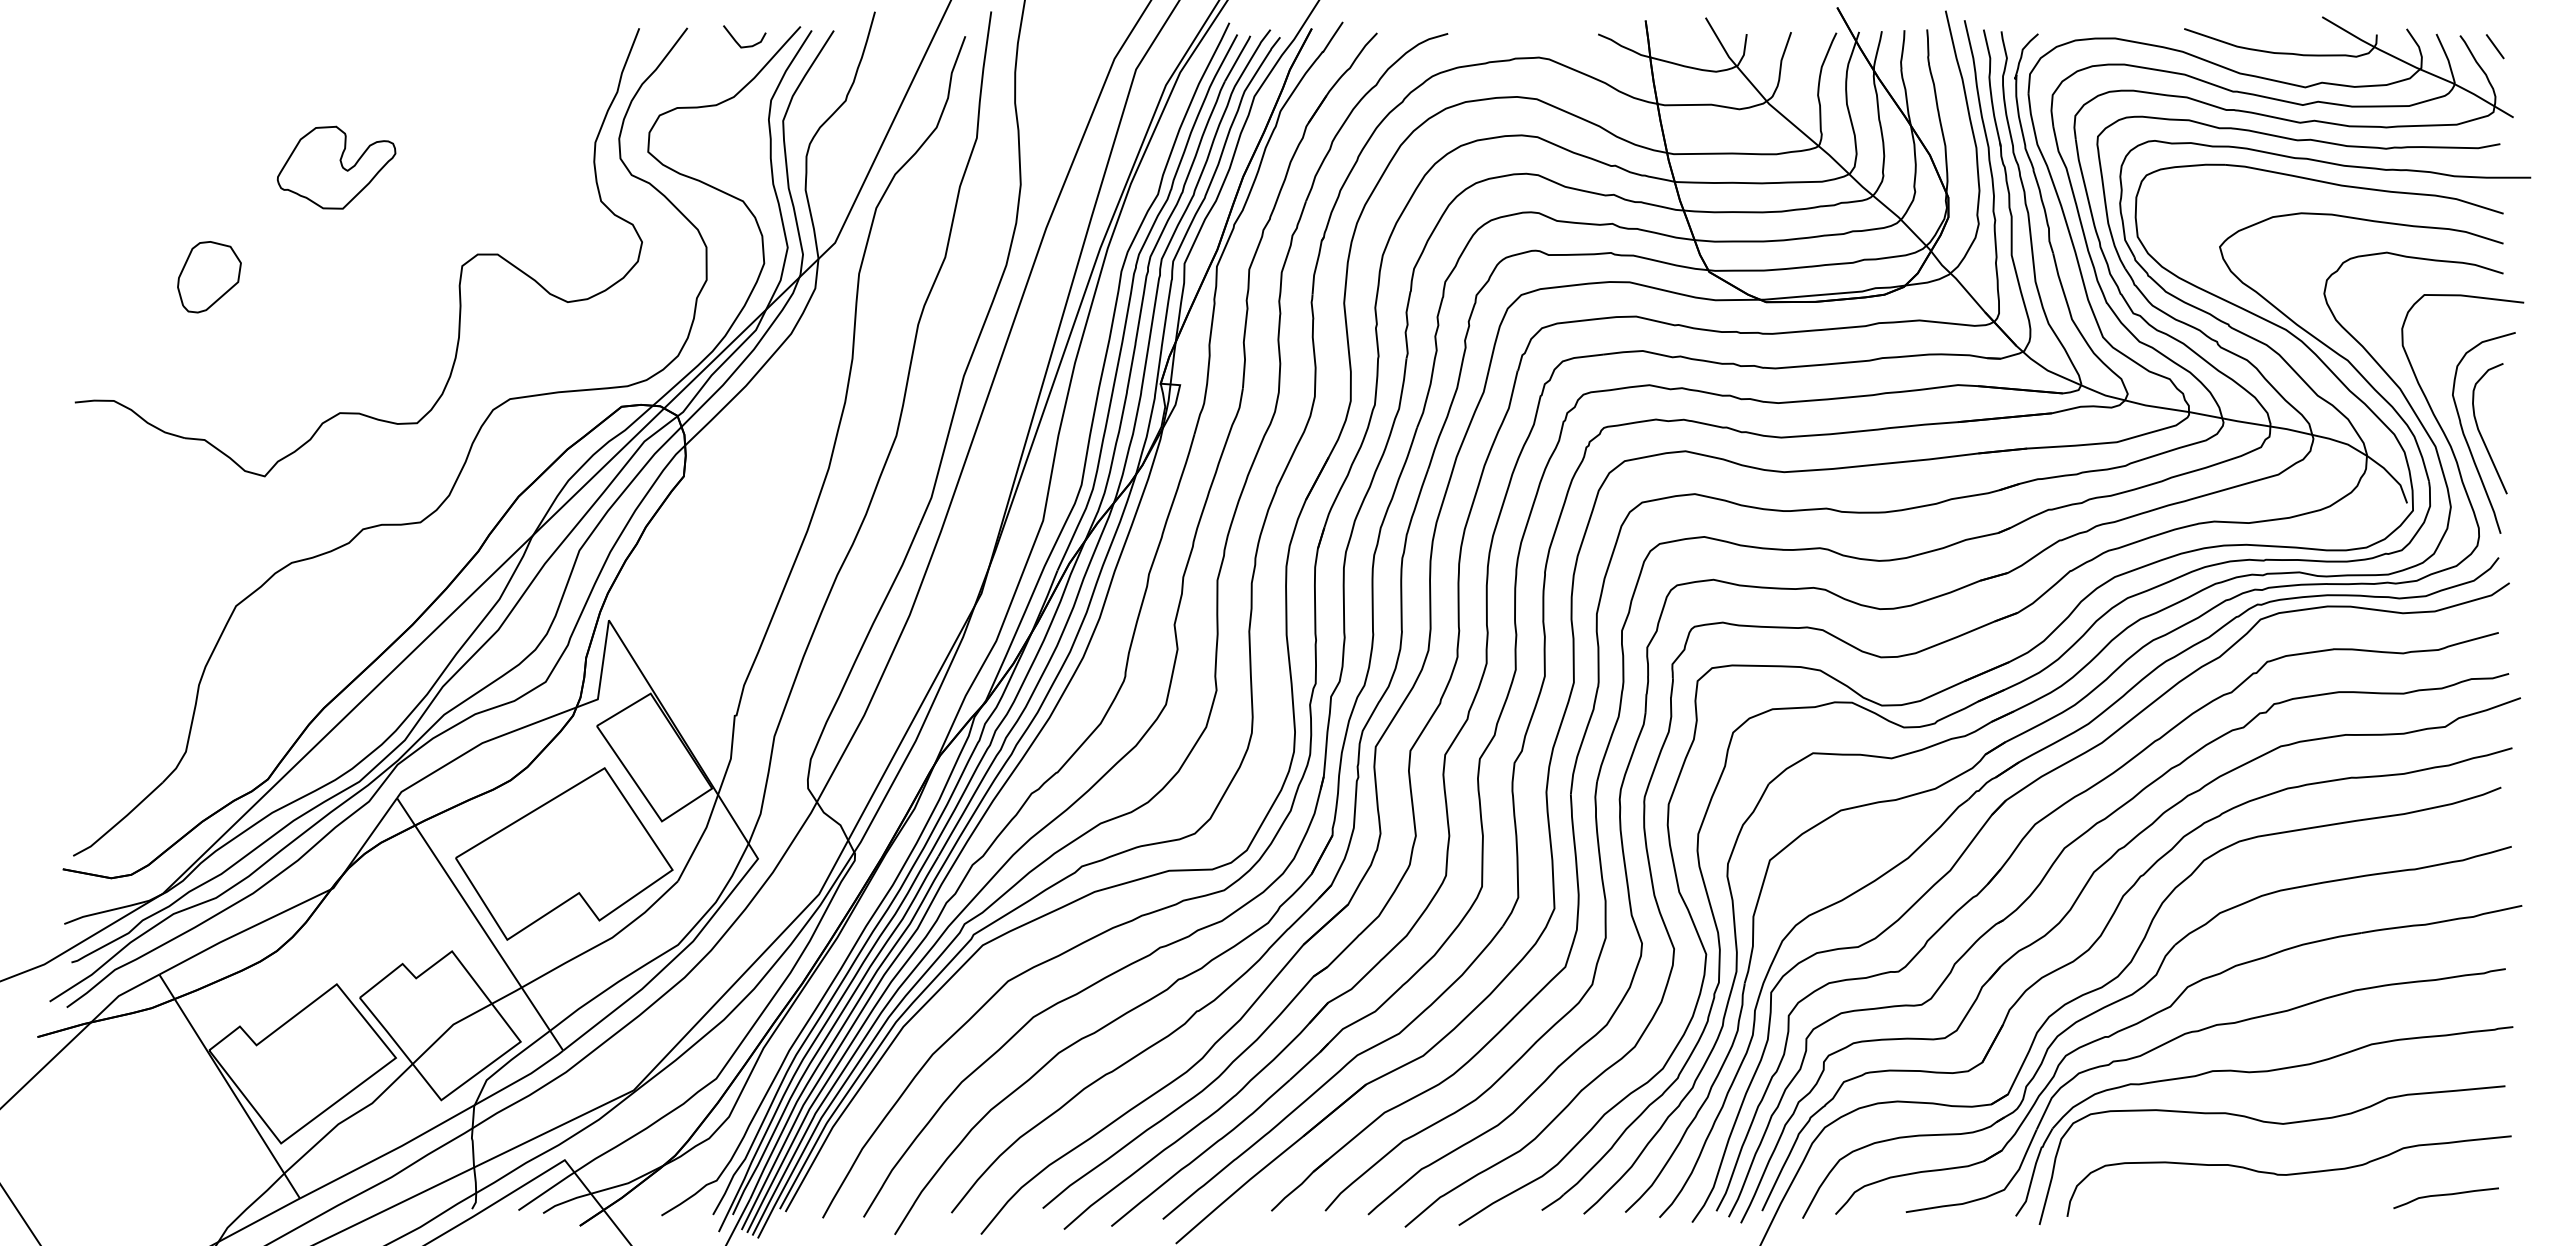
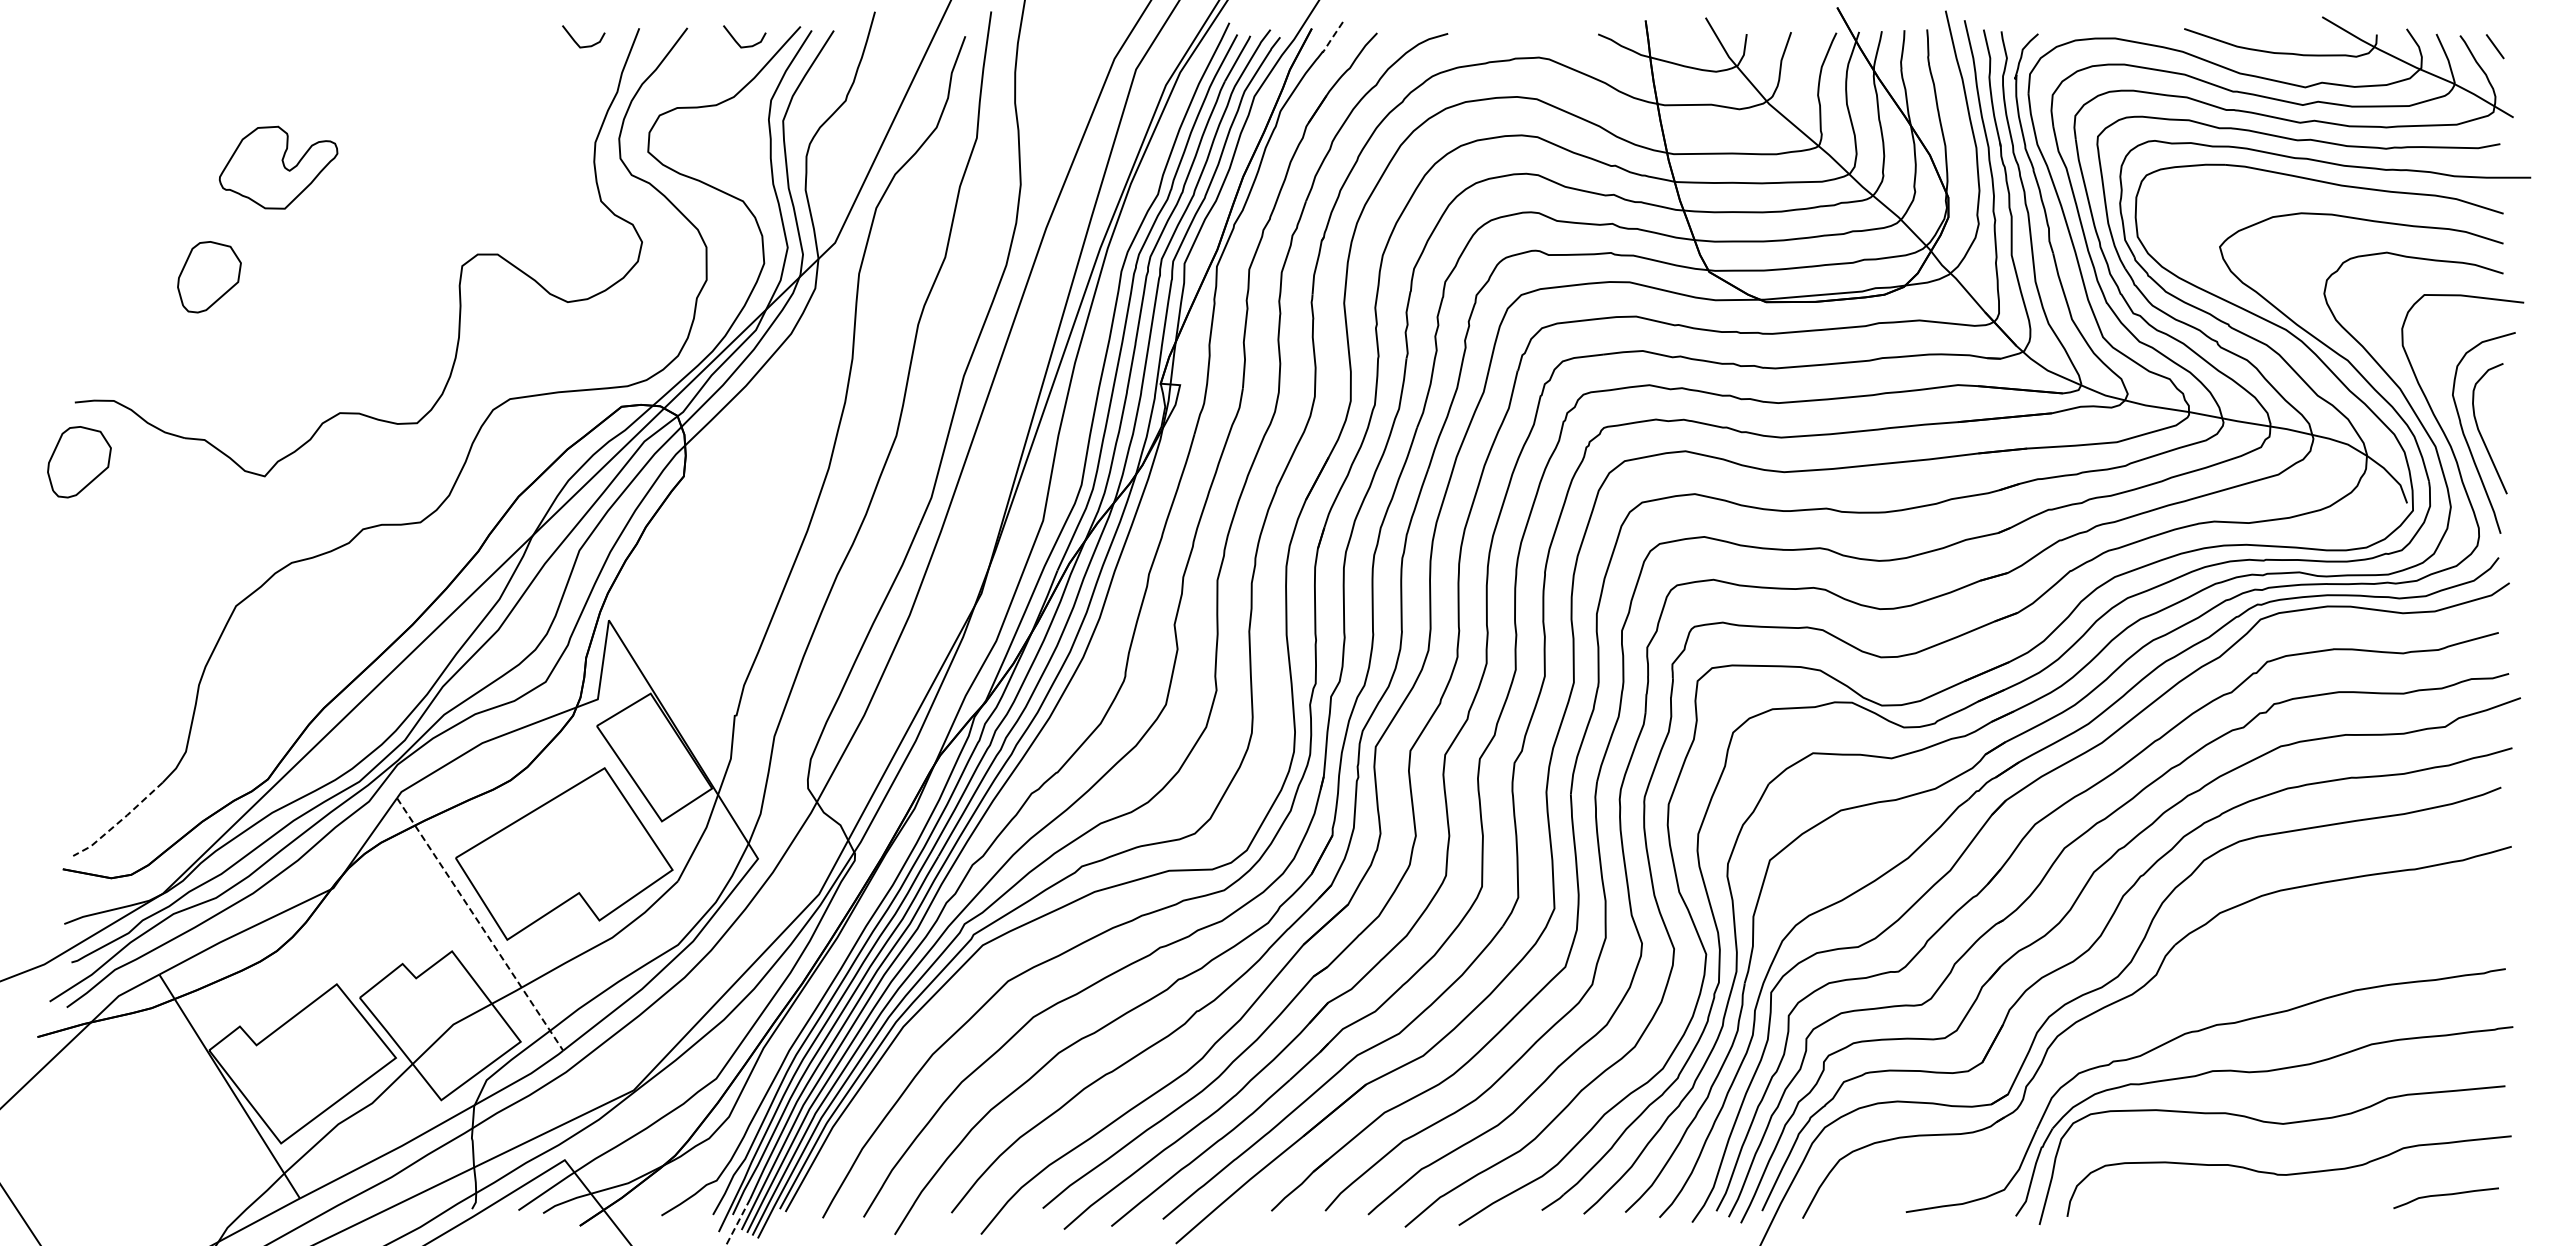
line: solid -> dashed (1331, 38)
curve: none -> present (577, 42)
part position: (336, 167) -> (278, 167) (278, 167)
part: none -> present (79, 462)
line: solid -> dashed (119, 821)
line: solid -> dashed (480, 924)
part: present -> none (2156, 1014)
line: solid -> dashed (737, 1222)
